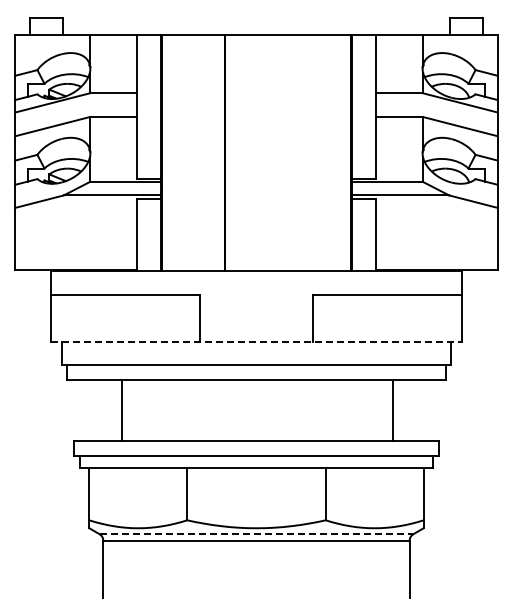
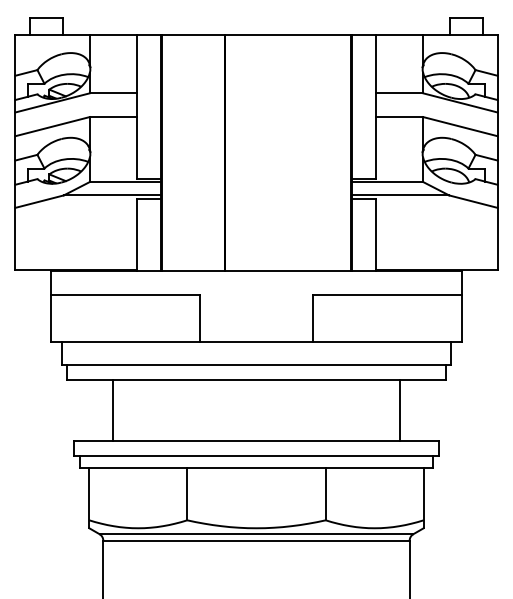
line: dashed -> solid (256, 342)
line position: (122, 410) -> (113, 410) (113, 410)
line position: (392, 410) -> (399, 410) (399, 410)
line: dashed -> solid (256, 534)
